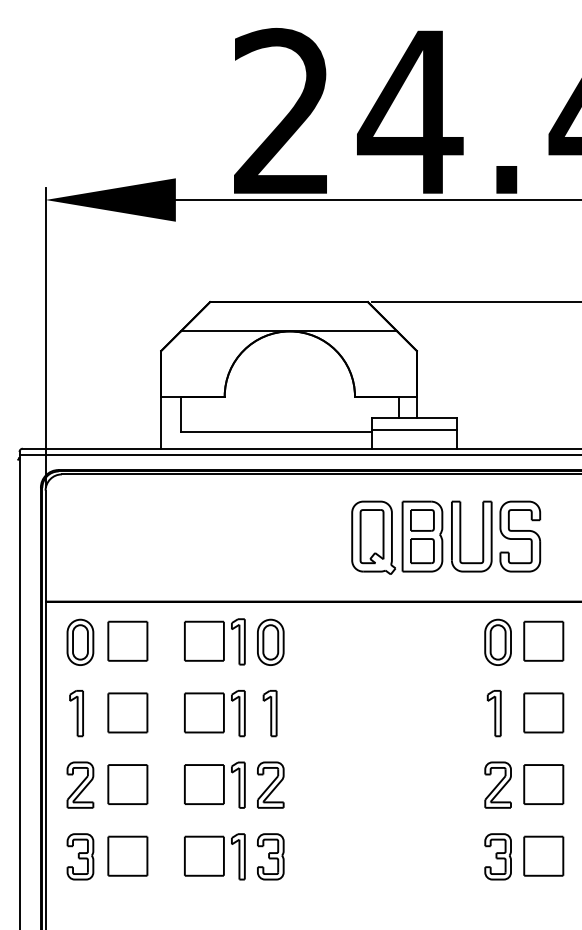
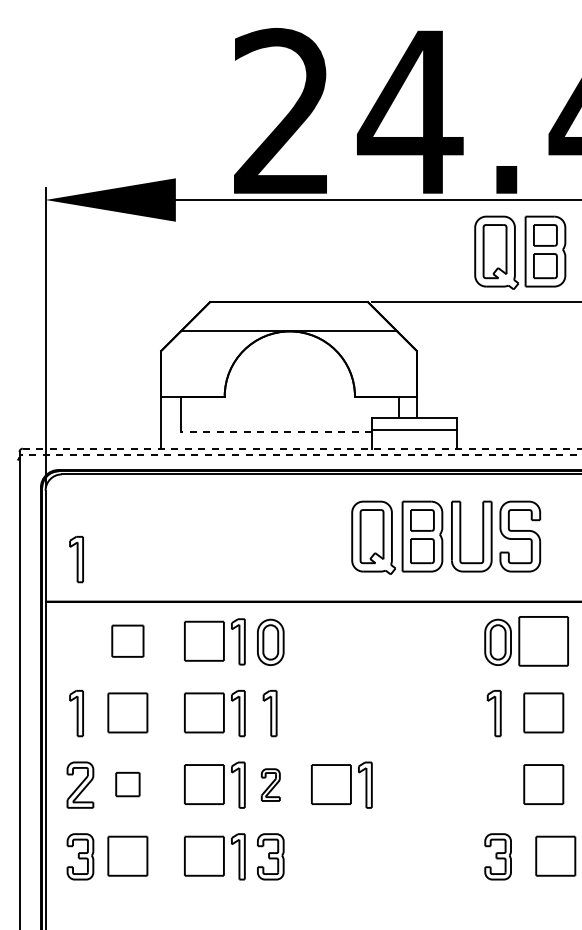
part: none -> present (520, 252)
line: solid -> dashed (276, 432)
line: solid -> dashed (302, 448)
line: solid -> dashed (300, 455)
part: none -> present (76, 559)
part size: 42x42 px -> 34x34 px (127, 640)
part size: 42x42 px -> 51x51 px (543, 641)
part: present -> none (80, 641)
part size: 42x41 px -> 26x27 px (127, 784)
part size: 28x48 px -> 21x34 px (270, 784)
part: none -> present (341, 784)
part: present -> none (497, 784)
part position: (543, 855) -> (555, 855) (555, 855)
